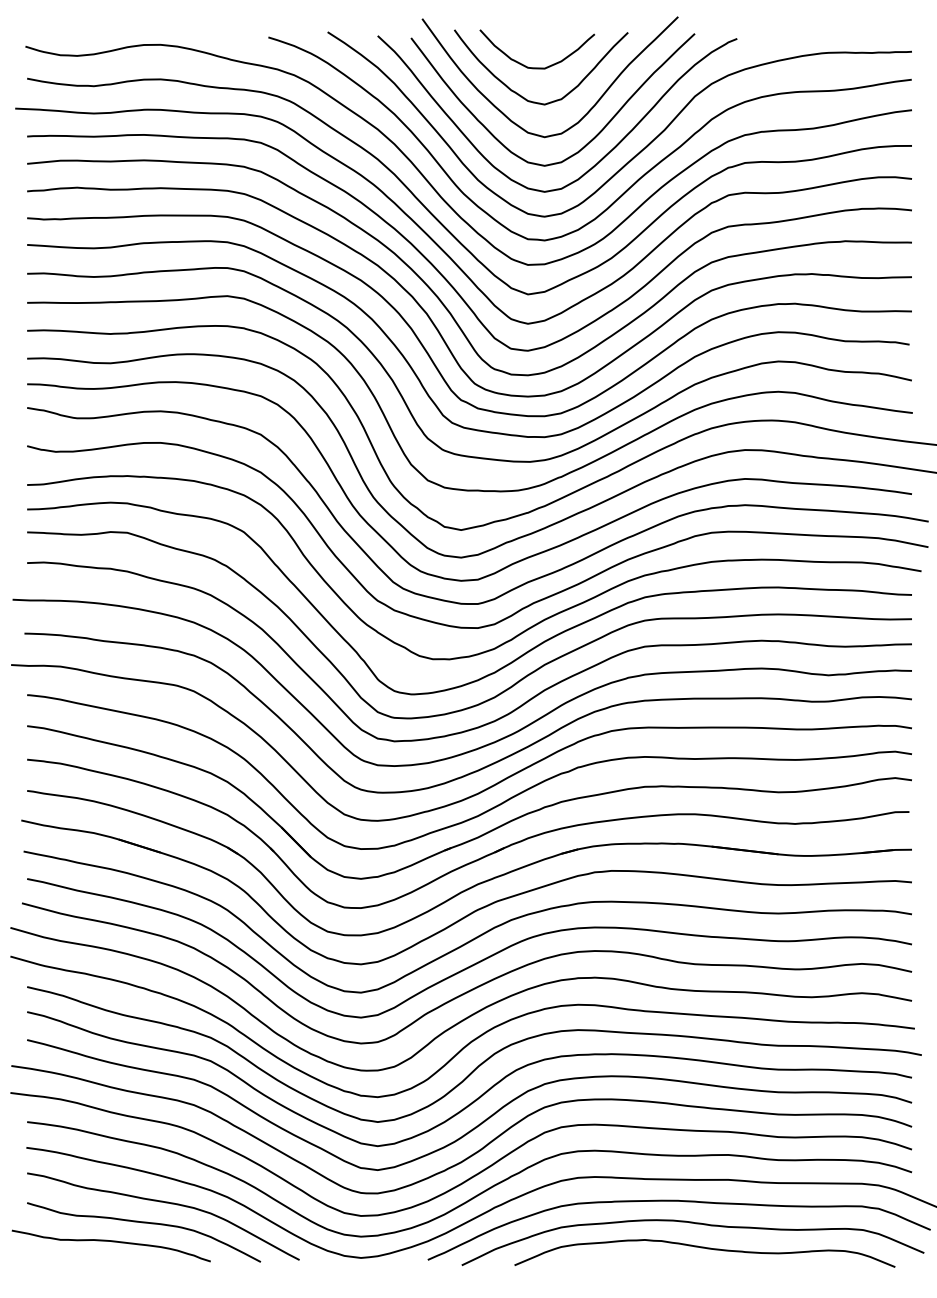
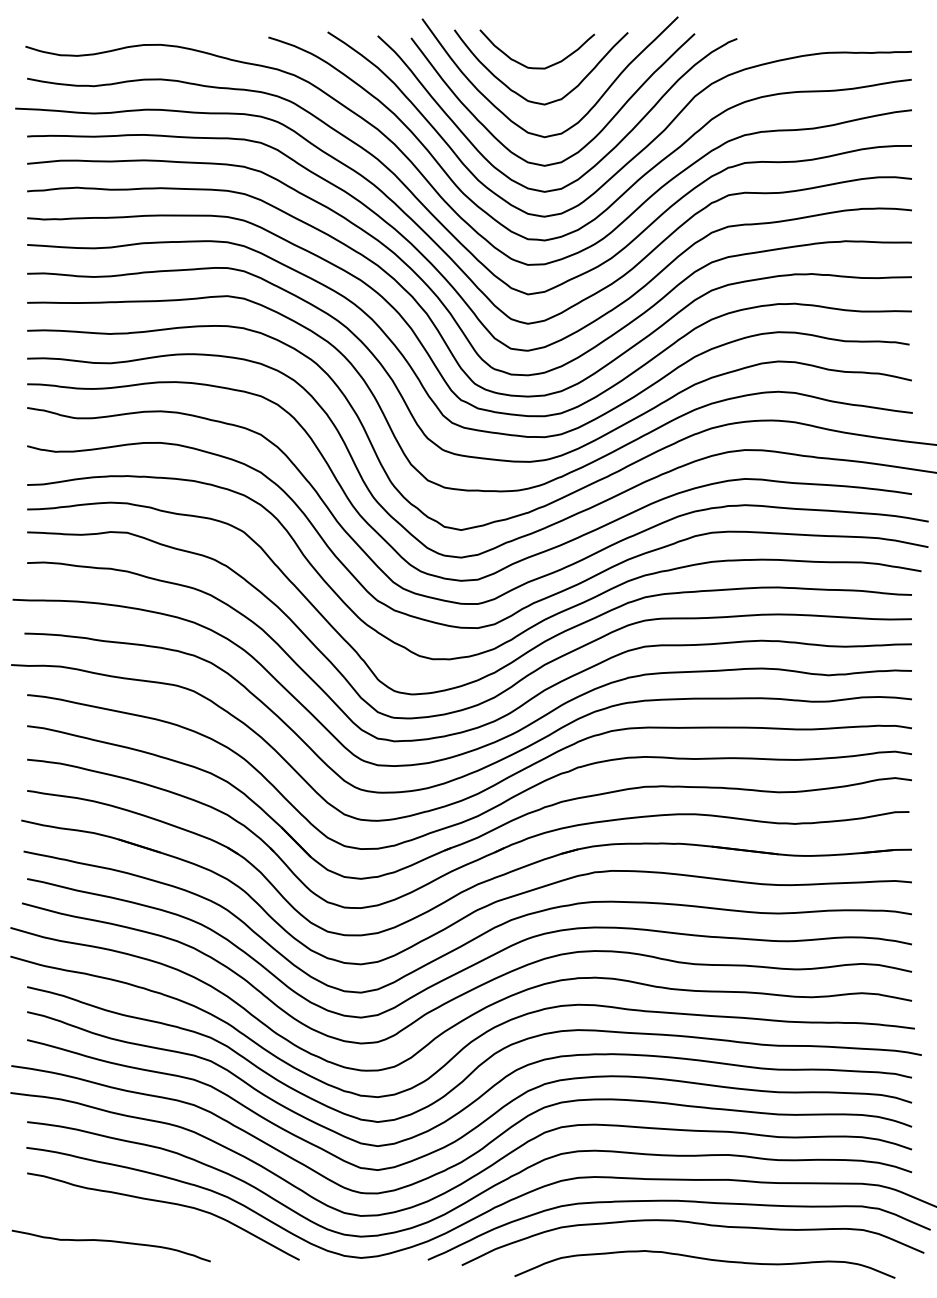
curve: present -> none (144, 1223)
curve position: (704, 1248) -> (704, 1259) (704, 1259)
